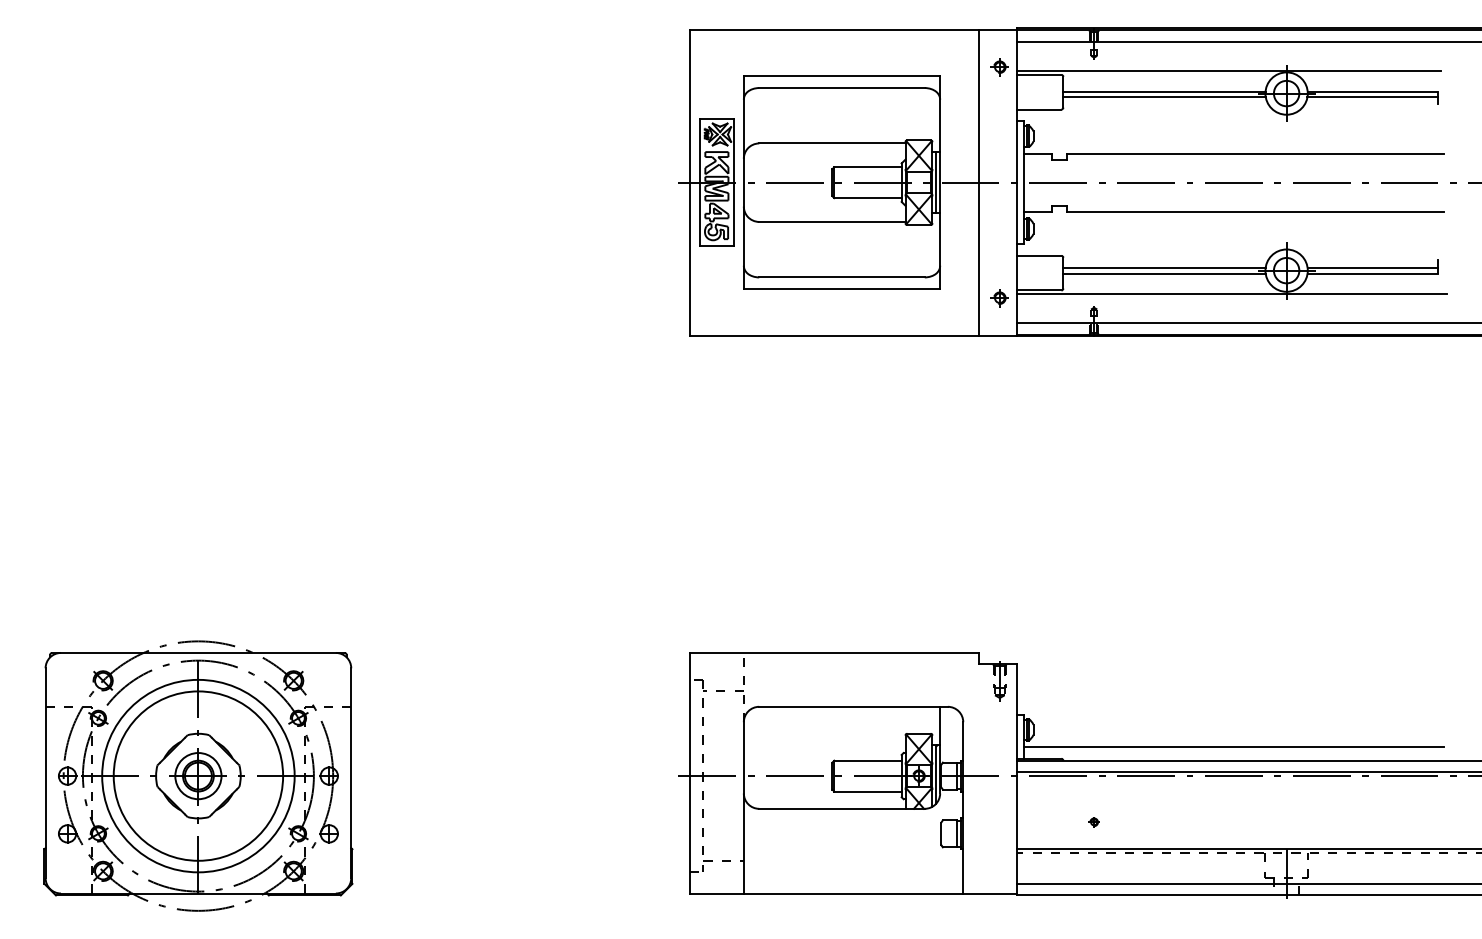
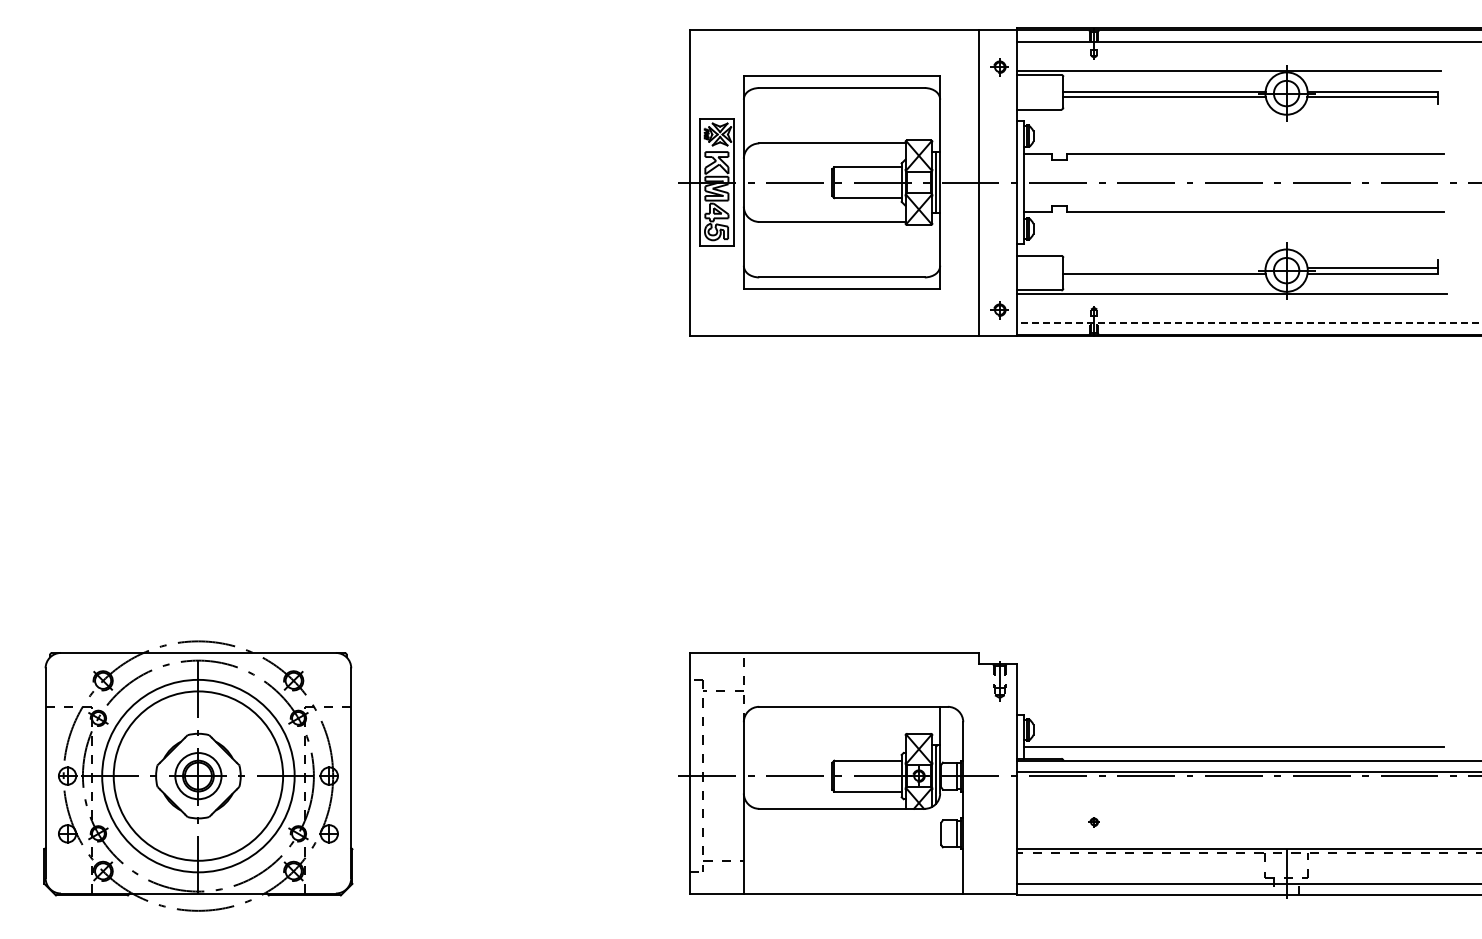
line: present -> none (1164, 268)
part position: (999, 298) -> (999, 310) (999, 310)
line: solid -> dashed (1249, 323)
